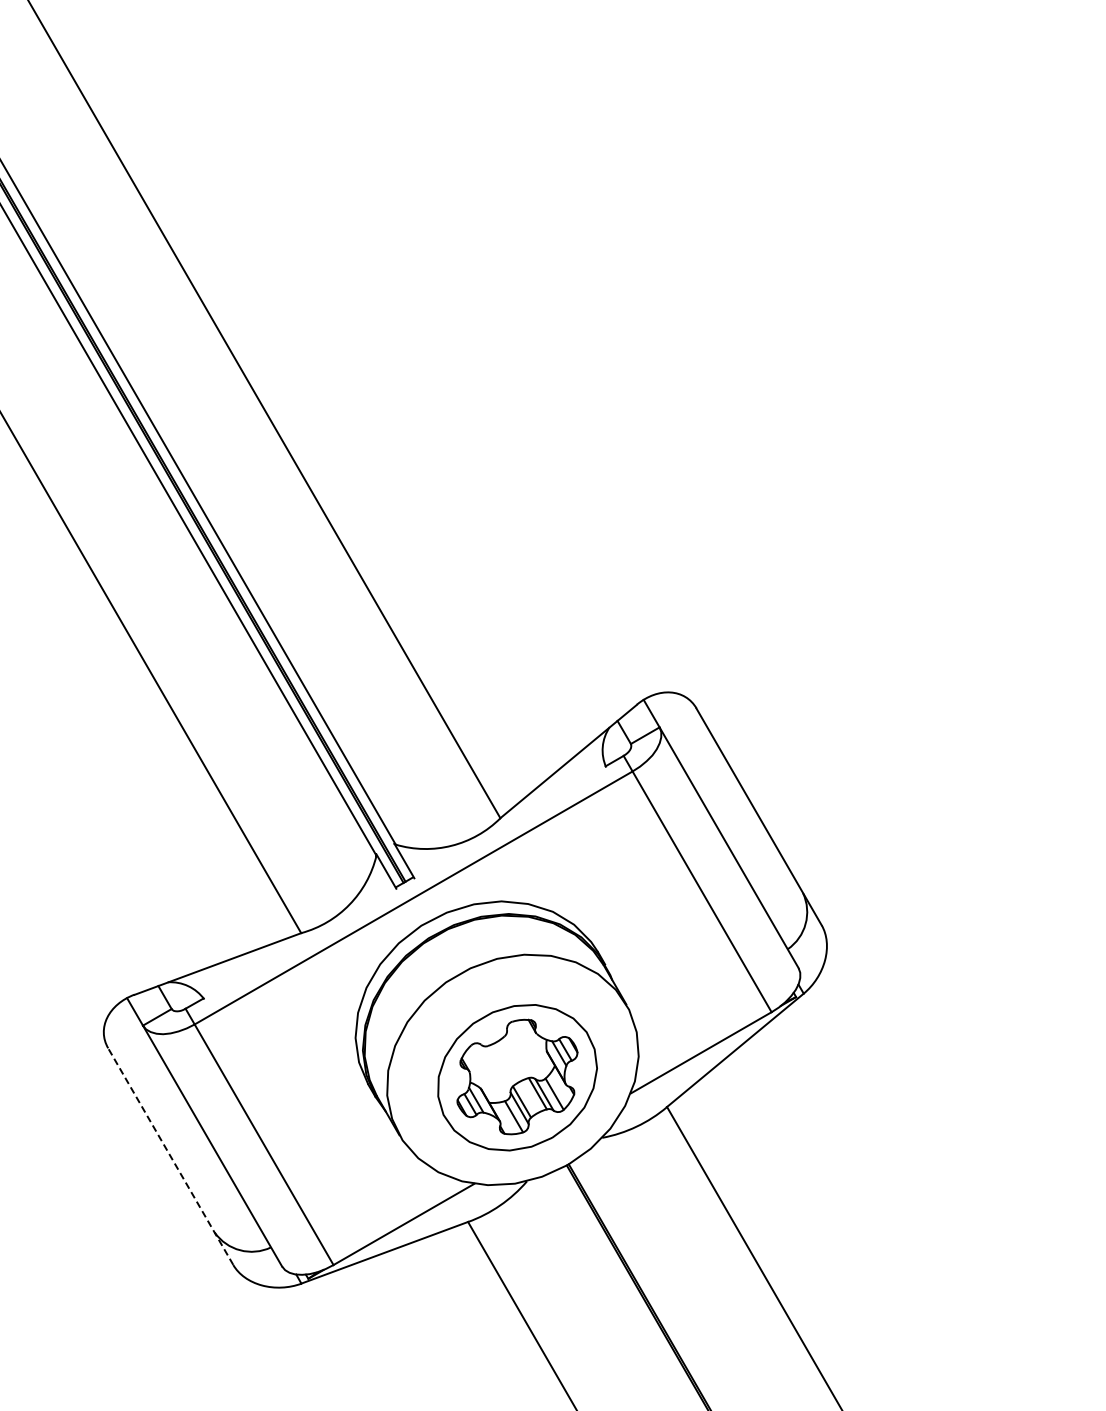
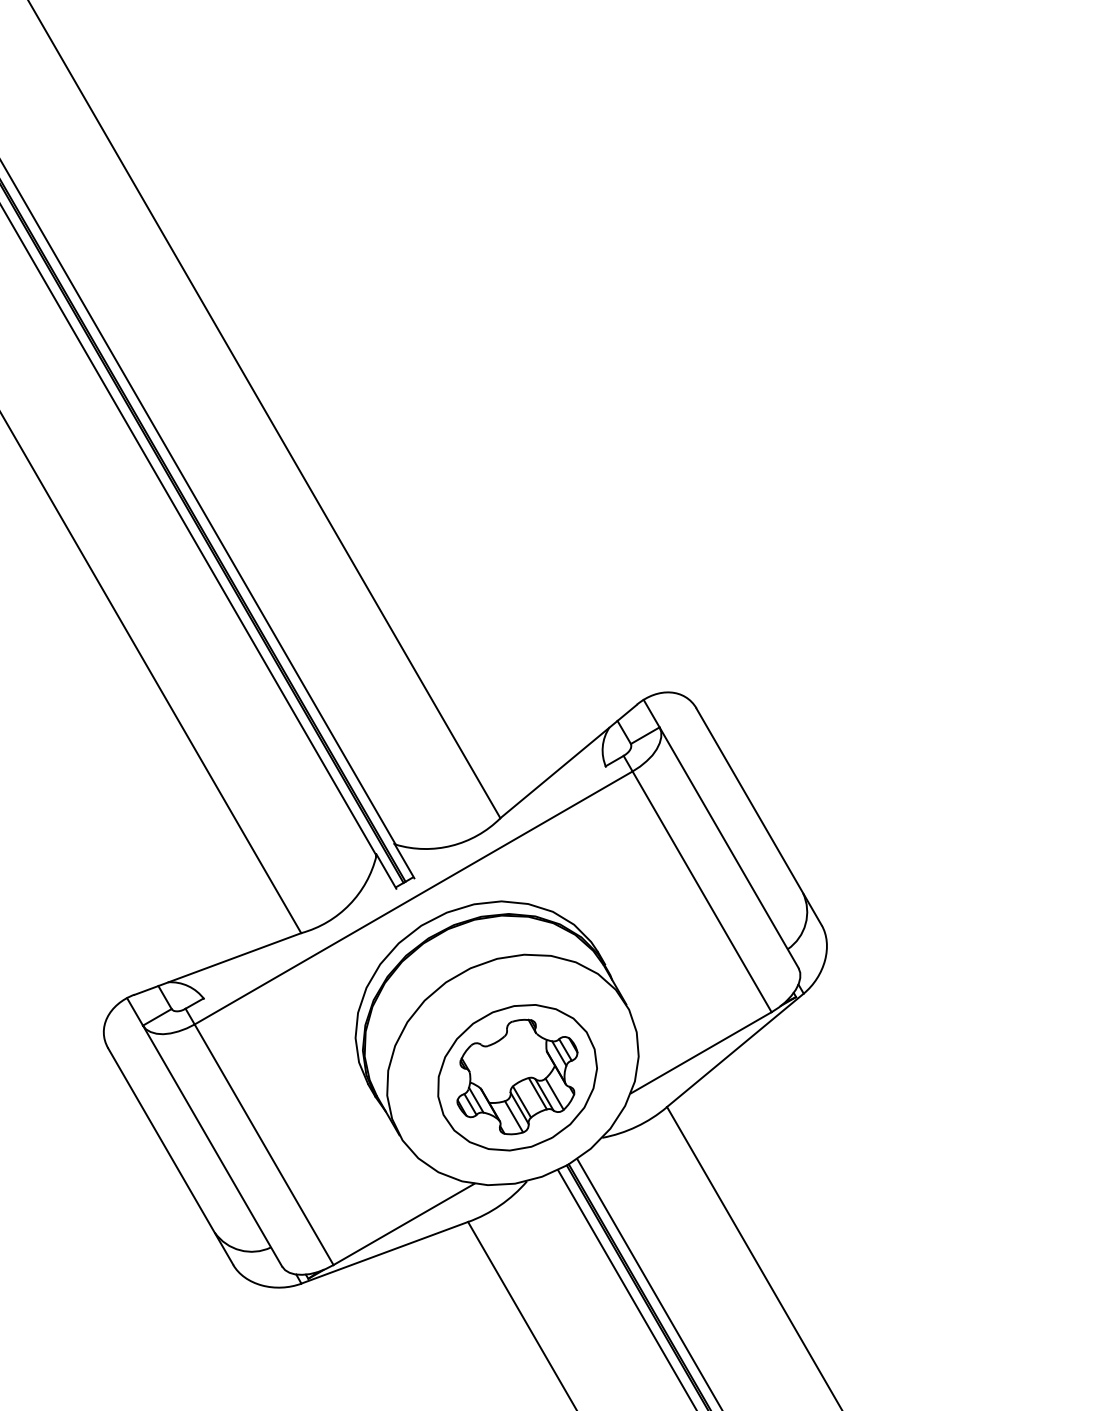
line: dashed -> solid (170, 1156)
line: none -> present (648, 1283)
line: none -> present (626, 1288)
